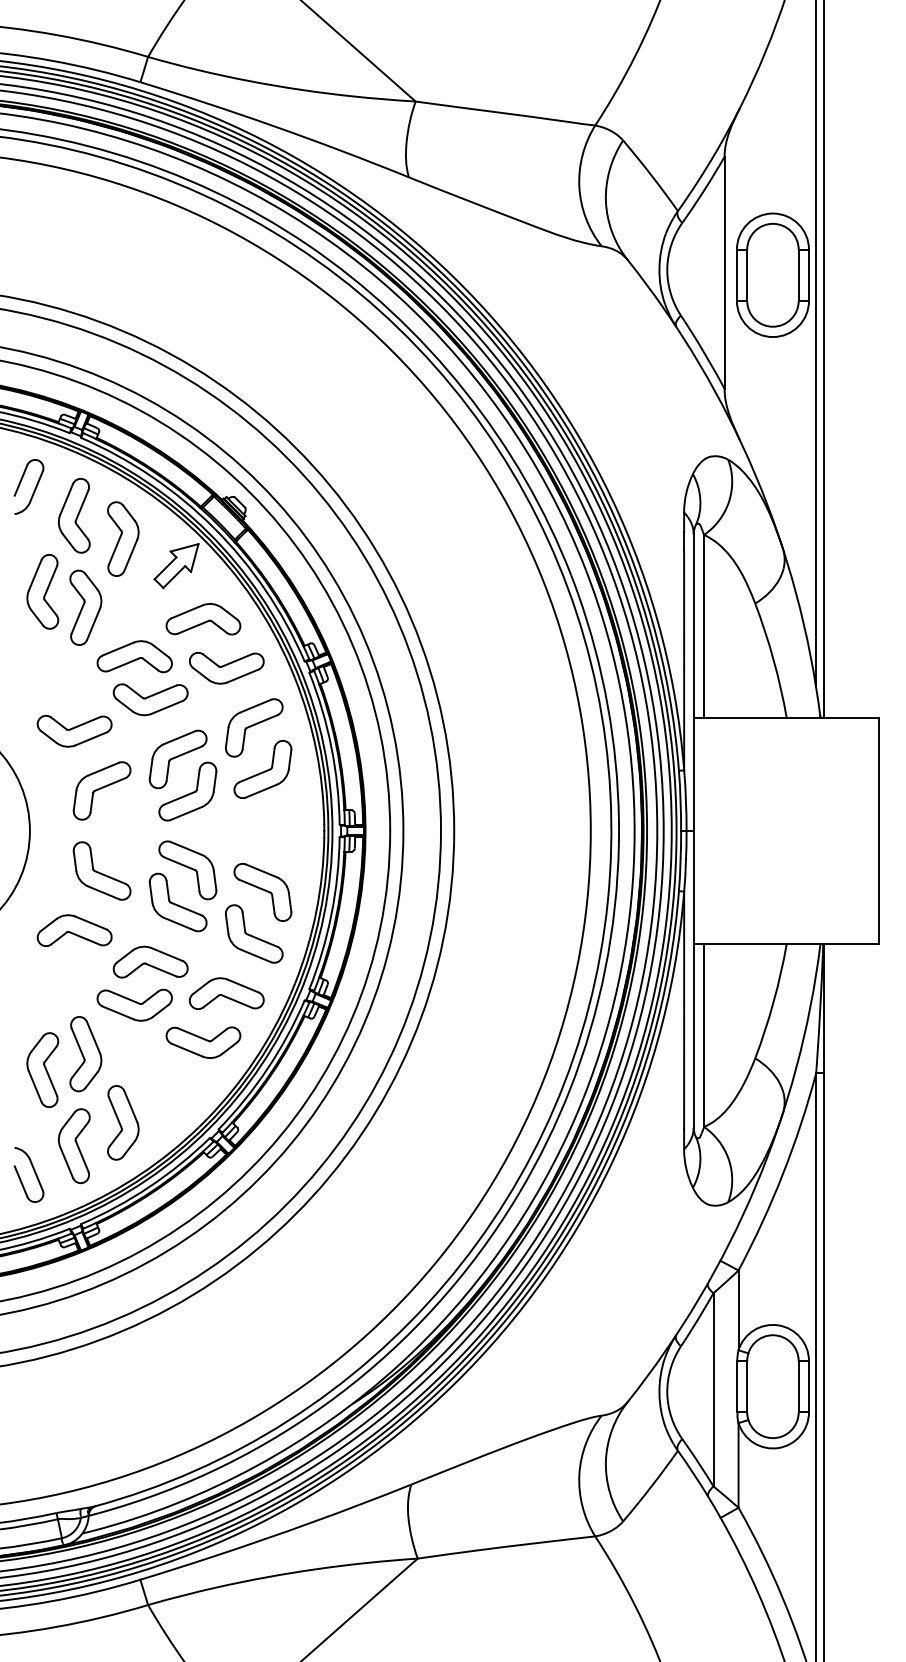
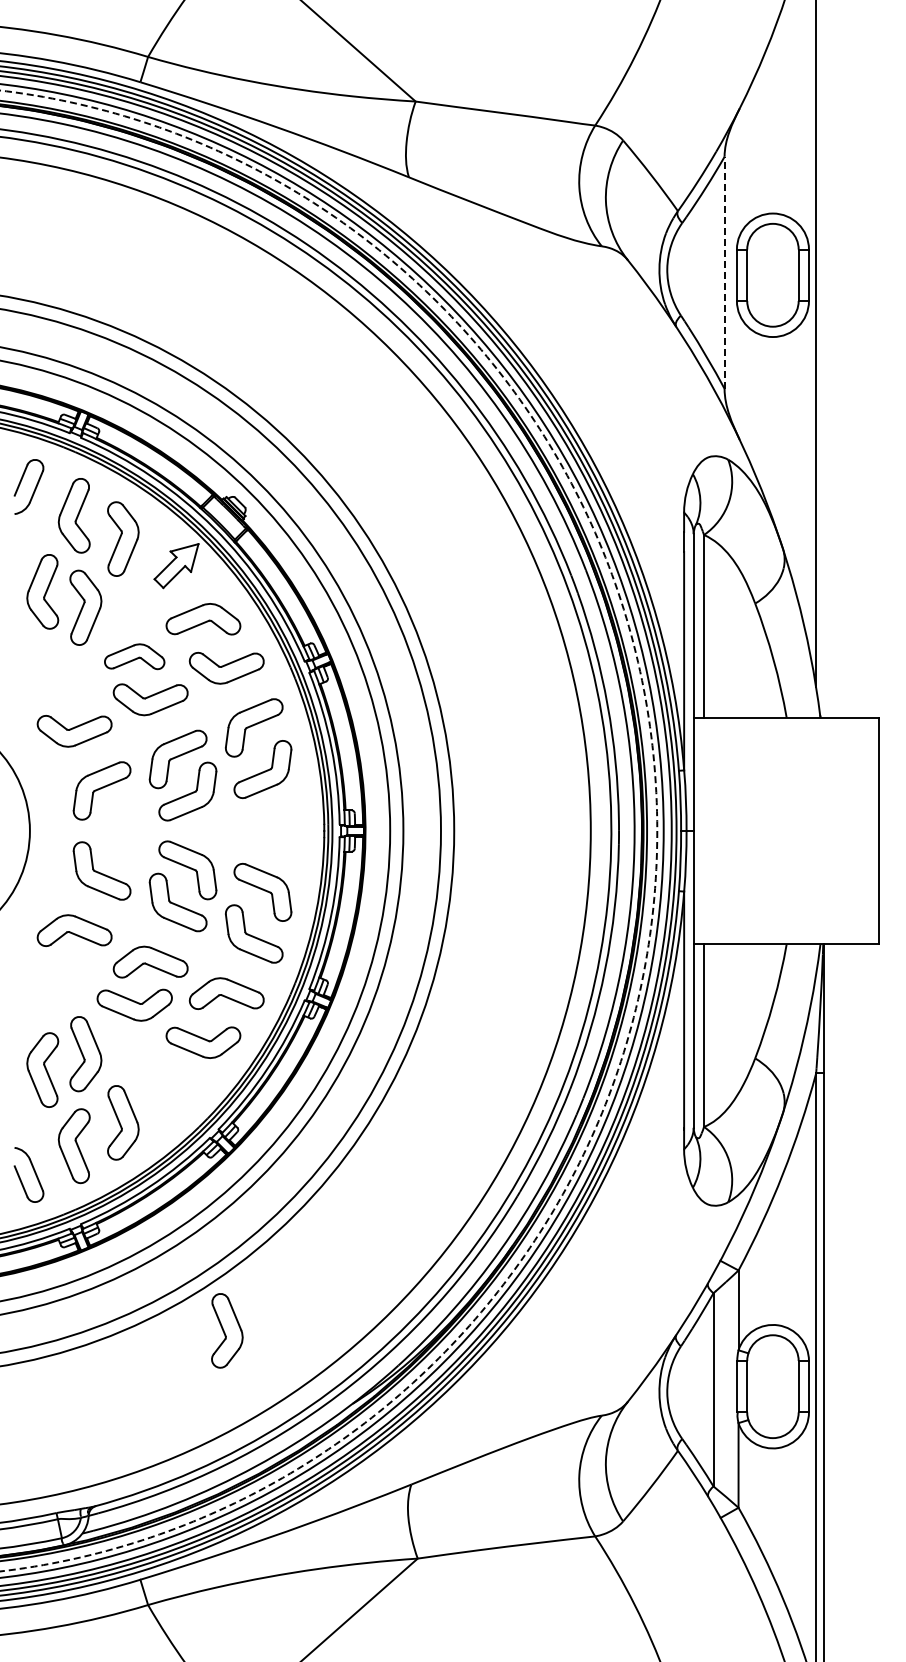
line: solid -> dashed (724, 272)
line: present -> none (824, 359)
part size: 77x34 px -> 62x28 px (134, 656)
circle: solid -> dashed (328, 830)
part: none -> present (227, 1330)
